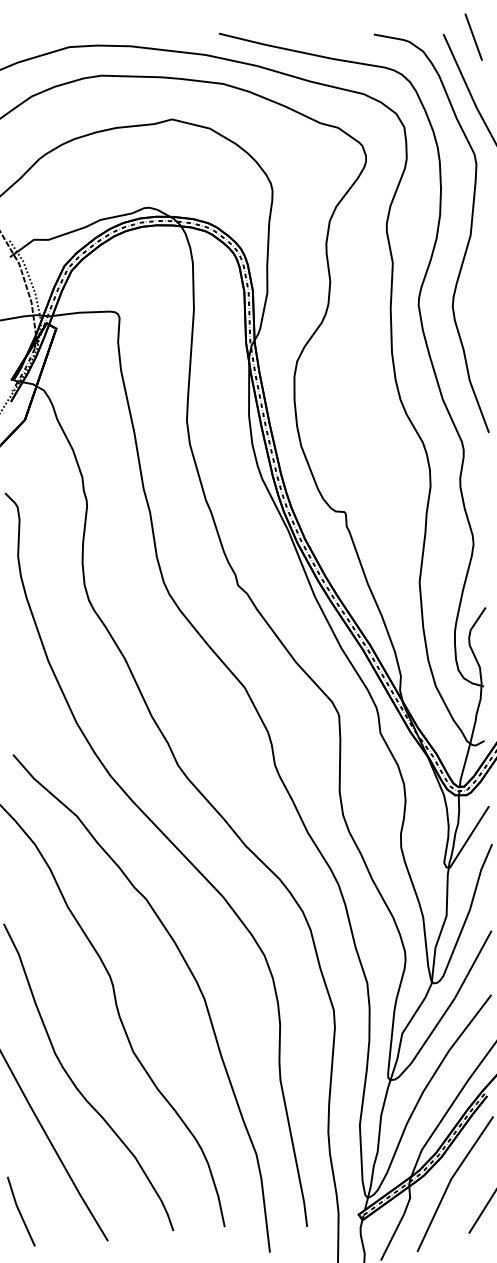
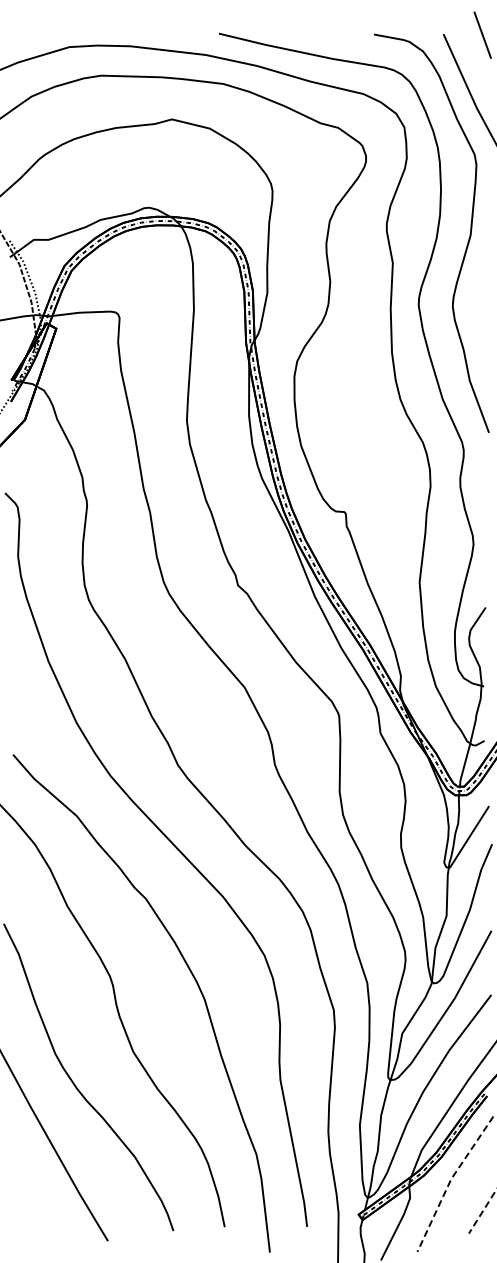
line position: (473, 36) -> (482, 34) (482, 34)
line: solid -> dashed (450, 1180)
line: present -> none (20, 1211)
line: solid -> dashed (482, 1211)
